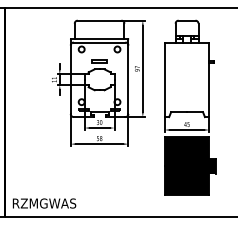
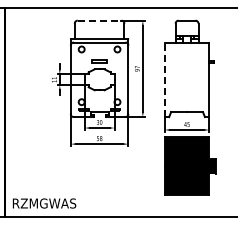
line: solid -> dashed (99, 20)
line: solid -> dashed (164, 79)
